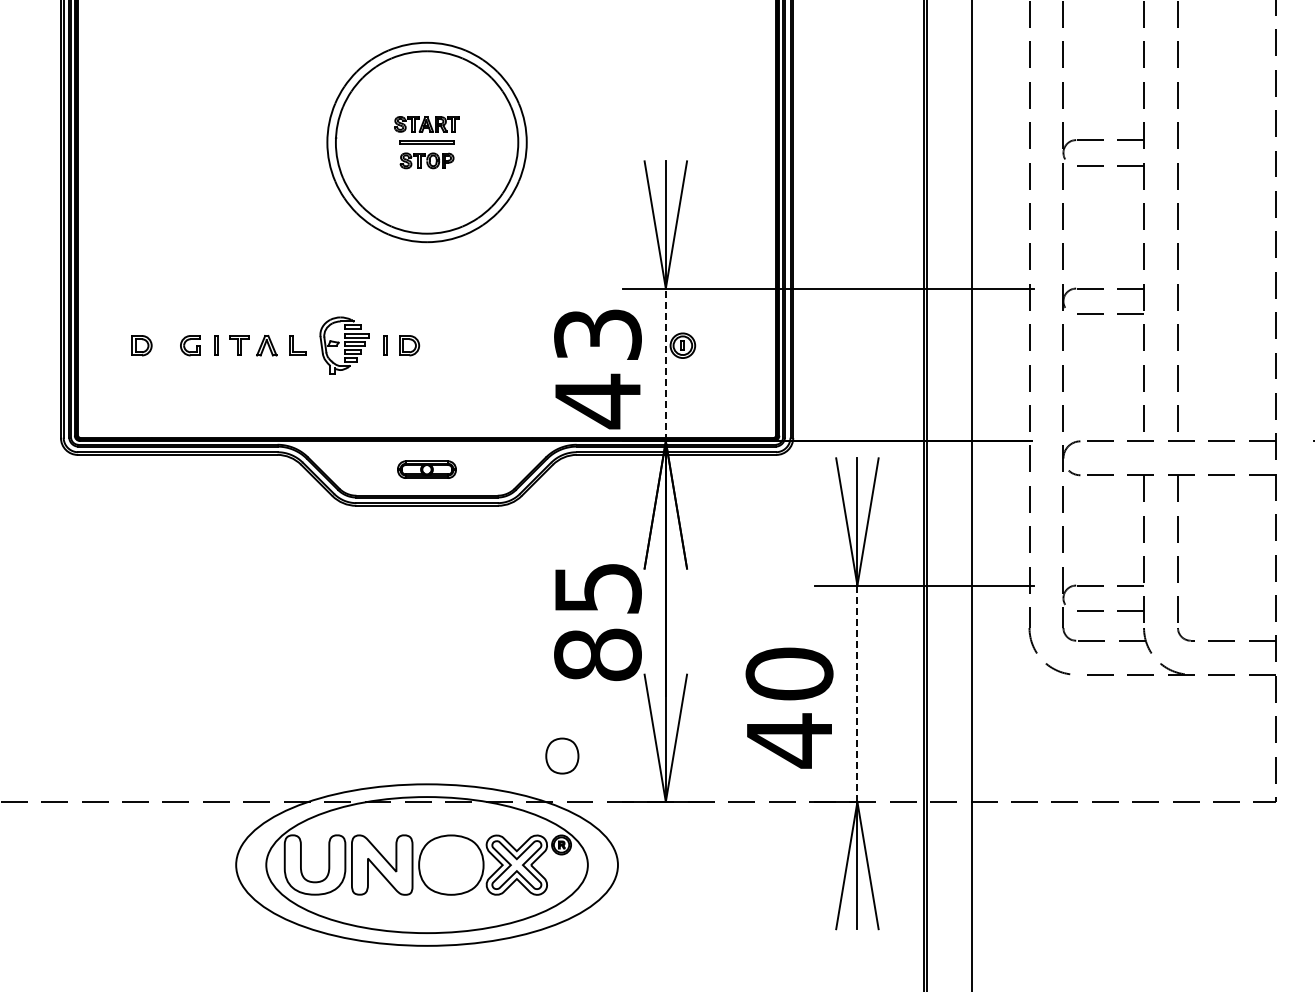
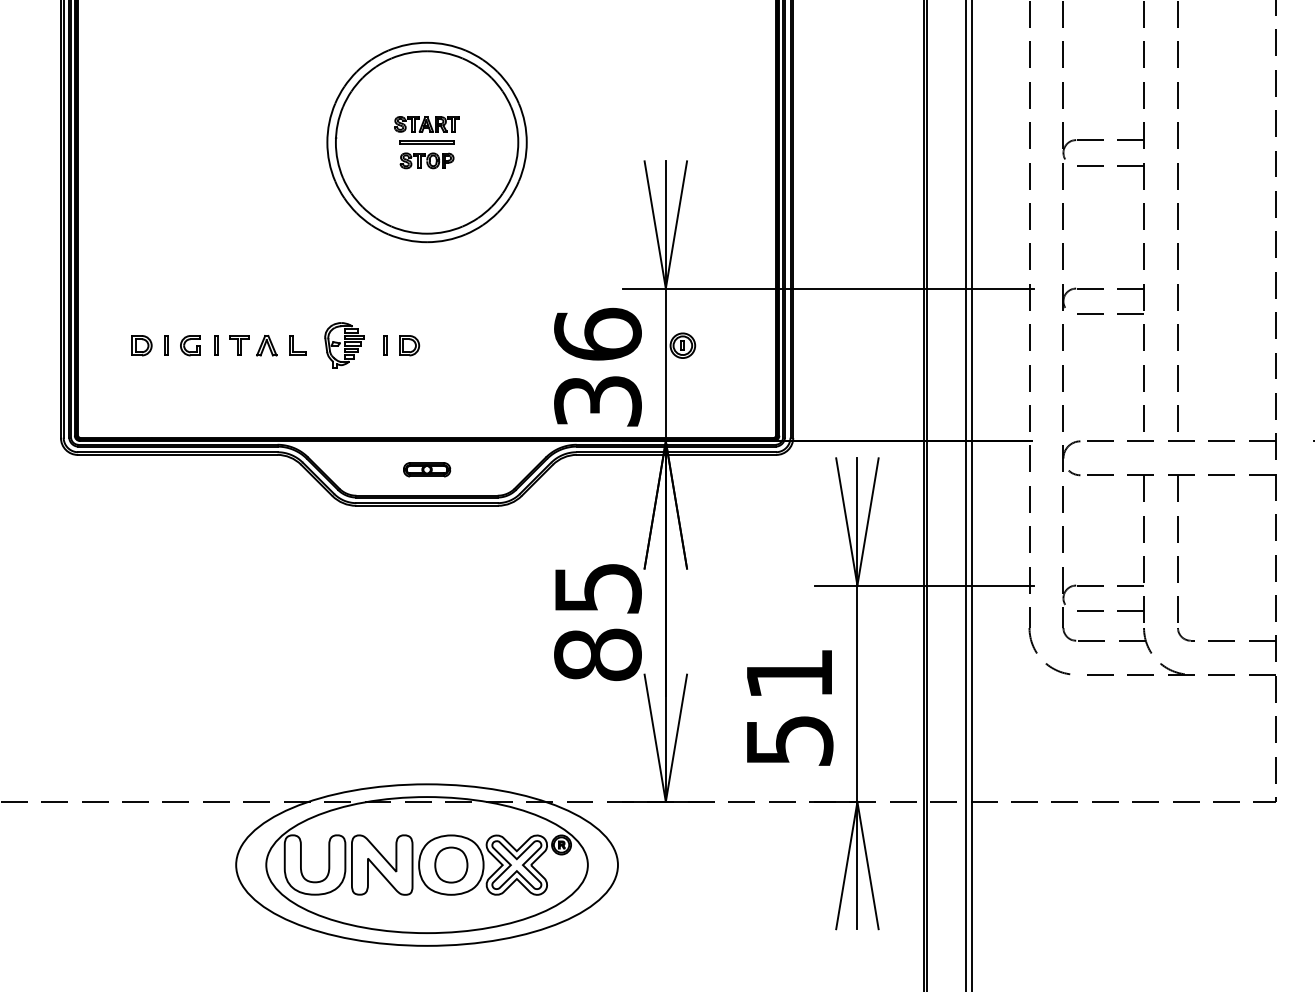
line: none -> present (165, 345)
part size: 51x59 px -> 41x47 px (344, 345)
line: dashed -> solid (665, 364)
text: 43 -> 36 (597, 368)
part size: 60x19 px -> 49x16 px (427, 469)
line: none -> present (965, 495)
line: dashed -> solid (857, 694)
text: 40 -> 51 (789, 707)
part position: (562, 755) -> (451, 864) (451, 864)
